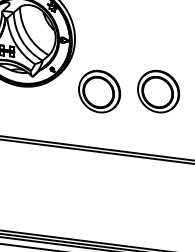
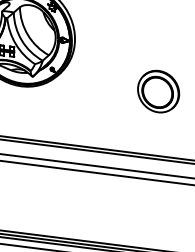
part: present -> none (99, 91)
line: none -> present (96, 166)
line: none -> present (96, 172)
